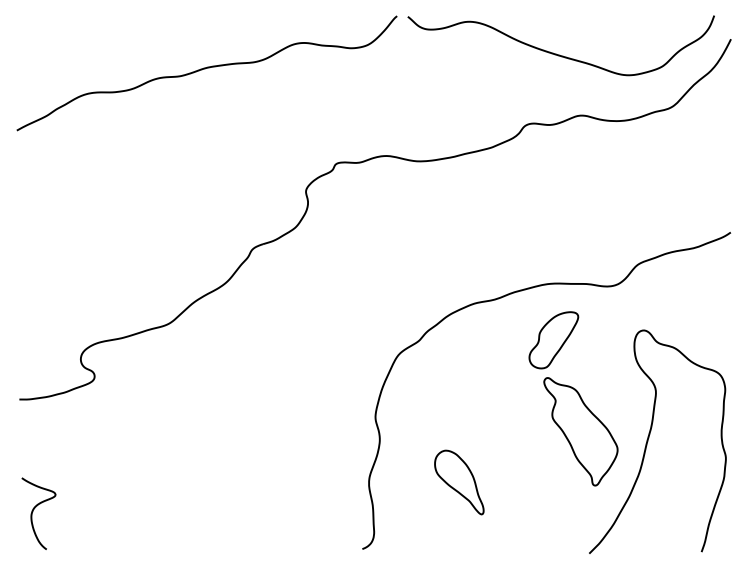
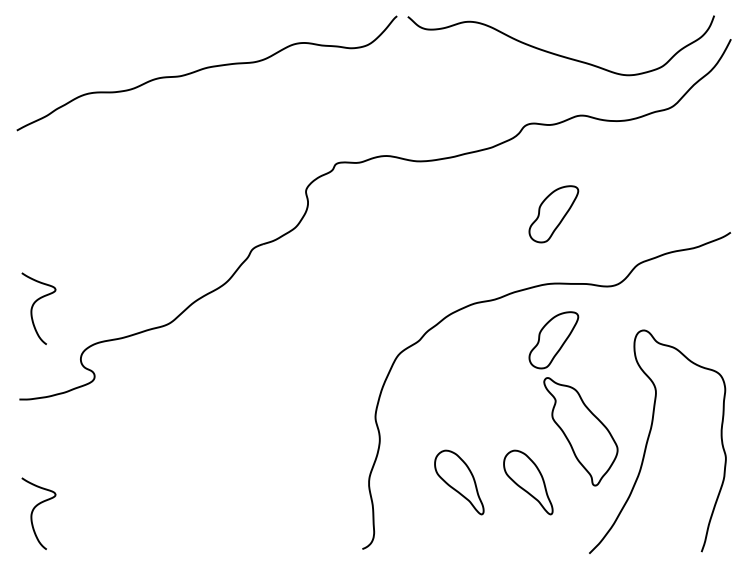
part: none -> present (553, 214)
curve: none -> present (33, 306)
part: none -> present (528, 482)
